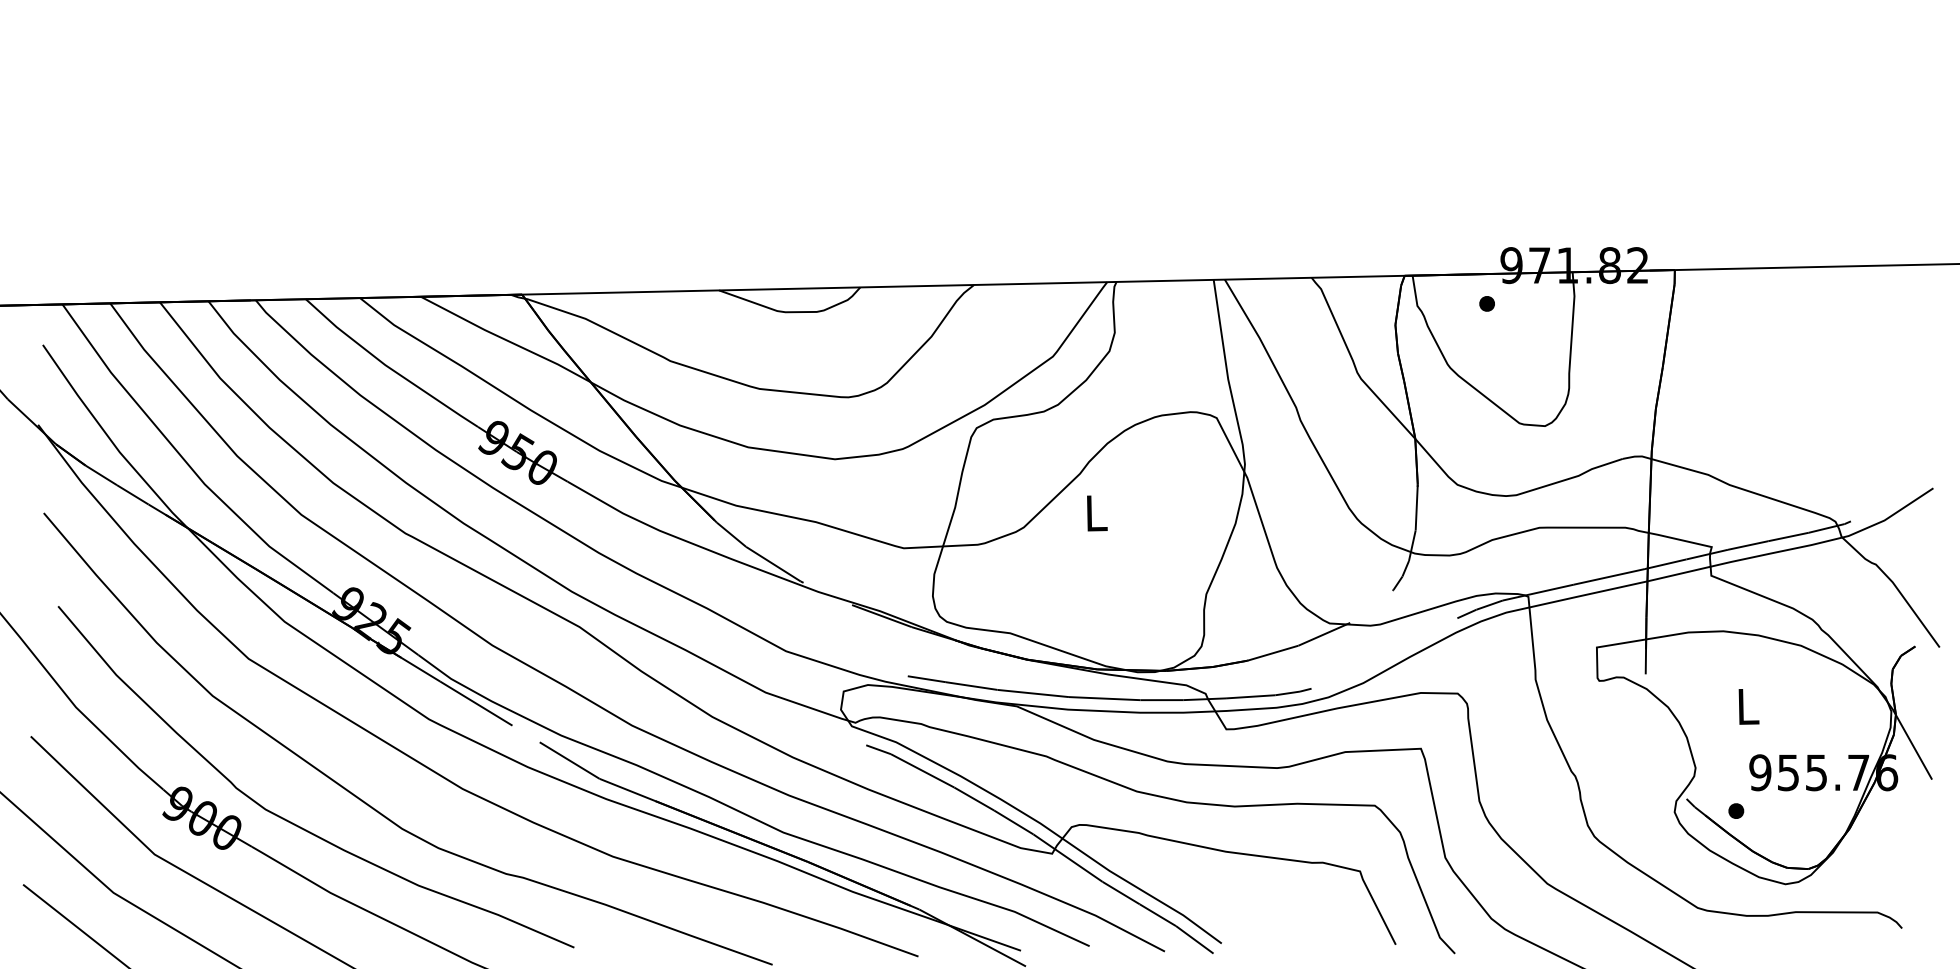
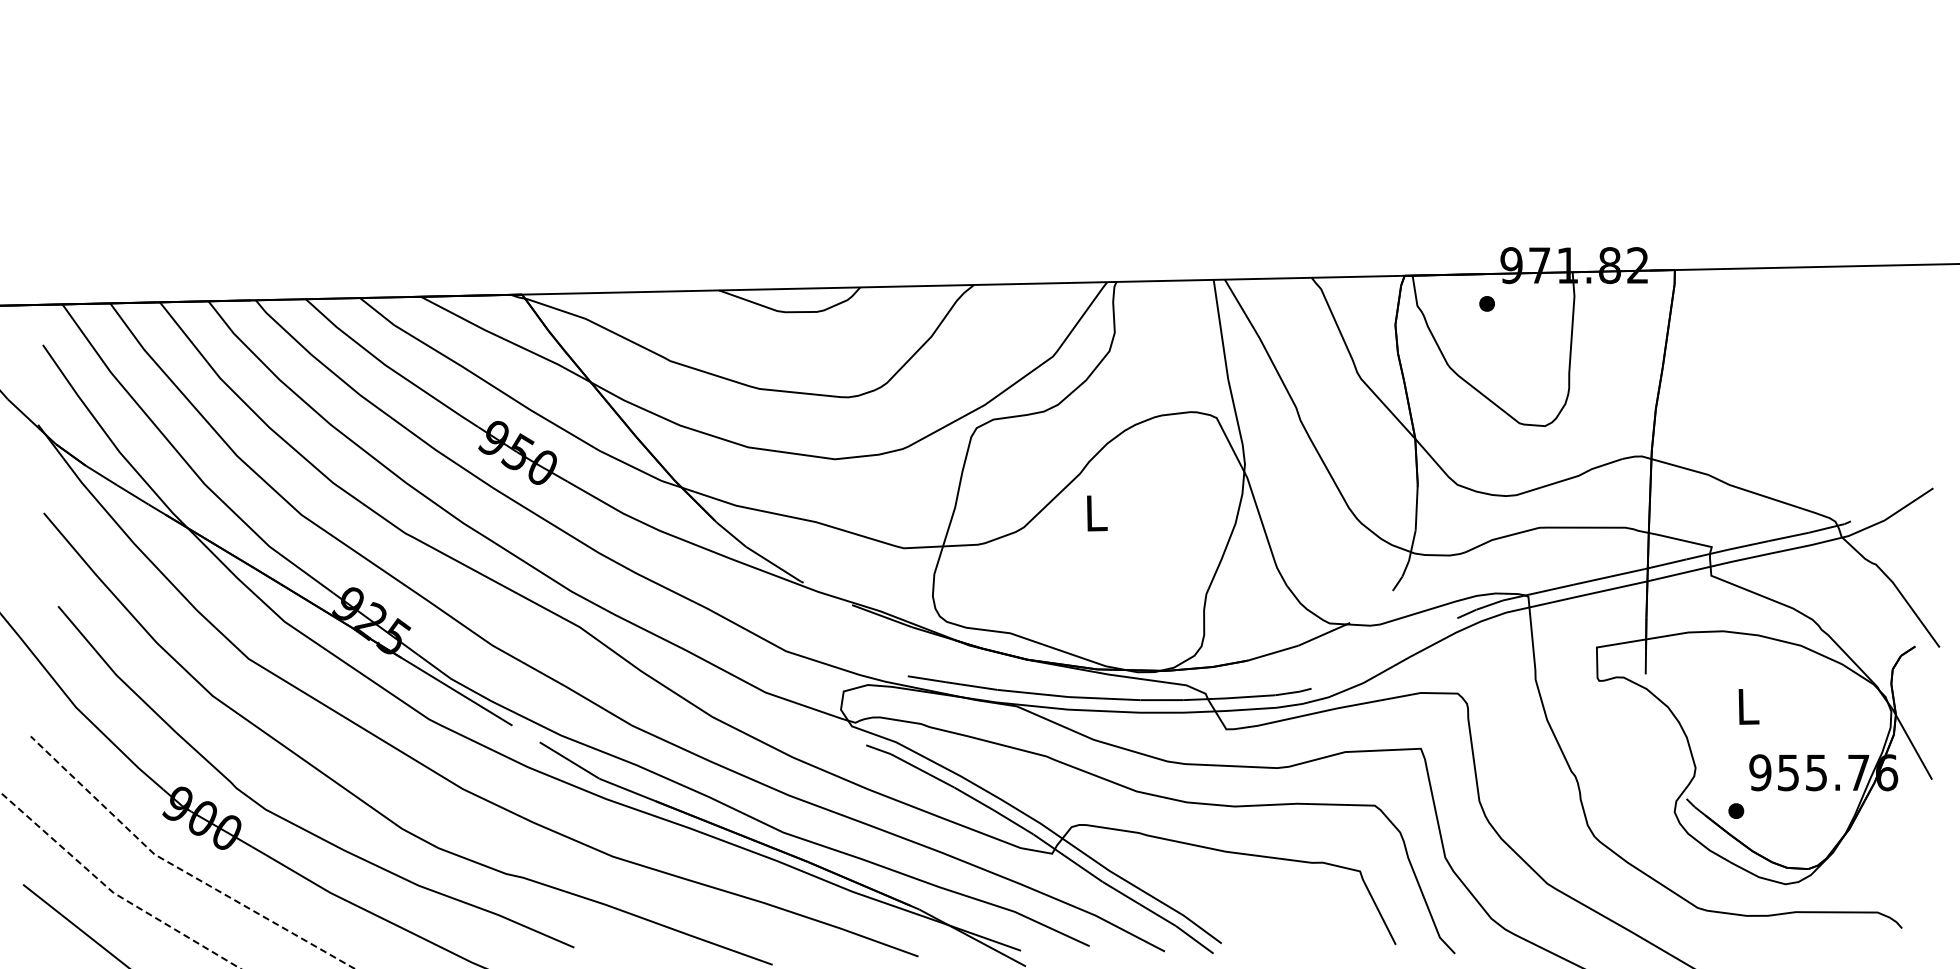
line: solid -> dashed (178, 868)
line: solid -> dashed (112, 891)
